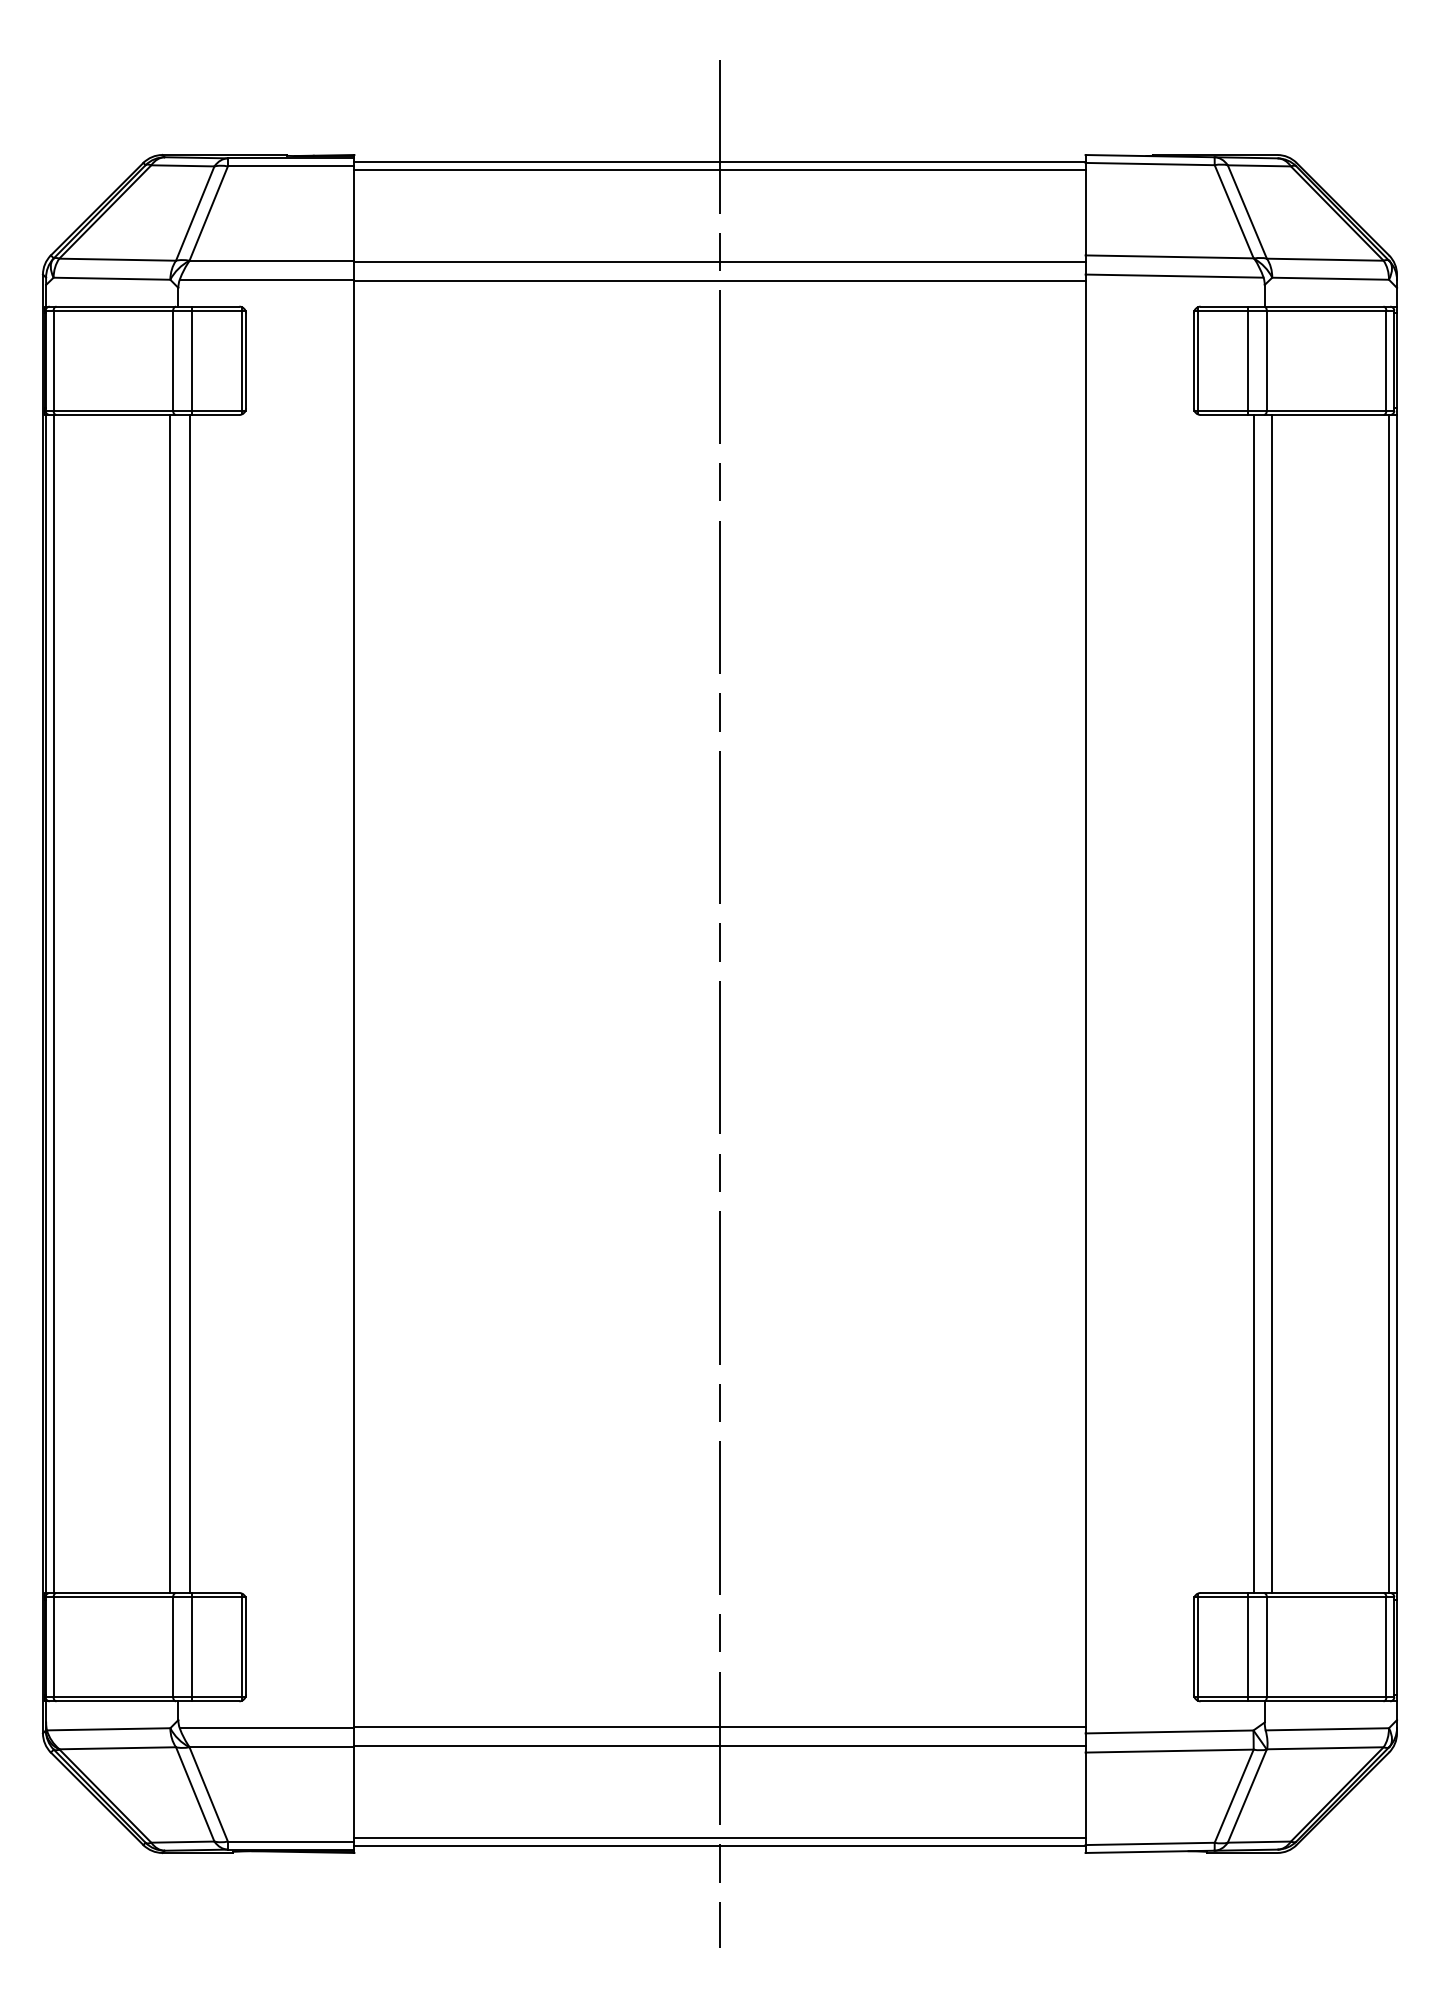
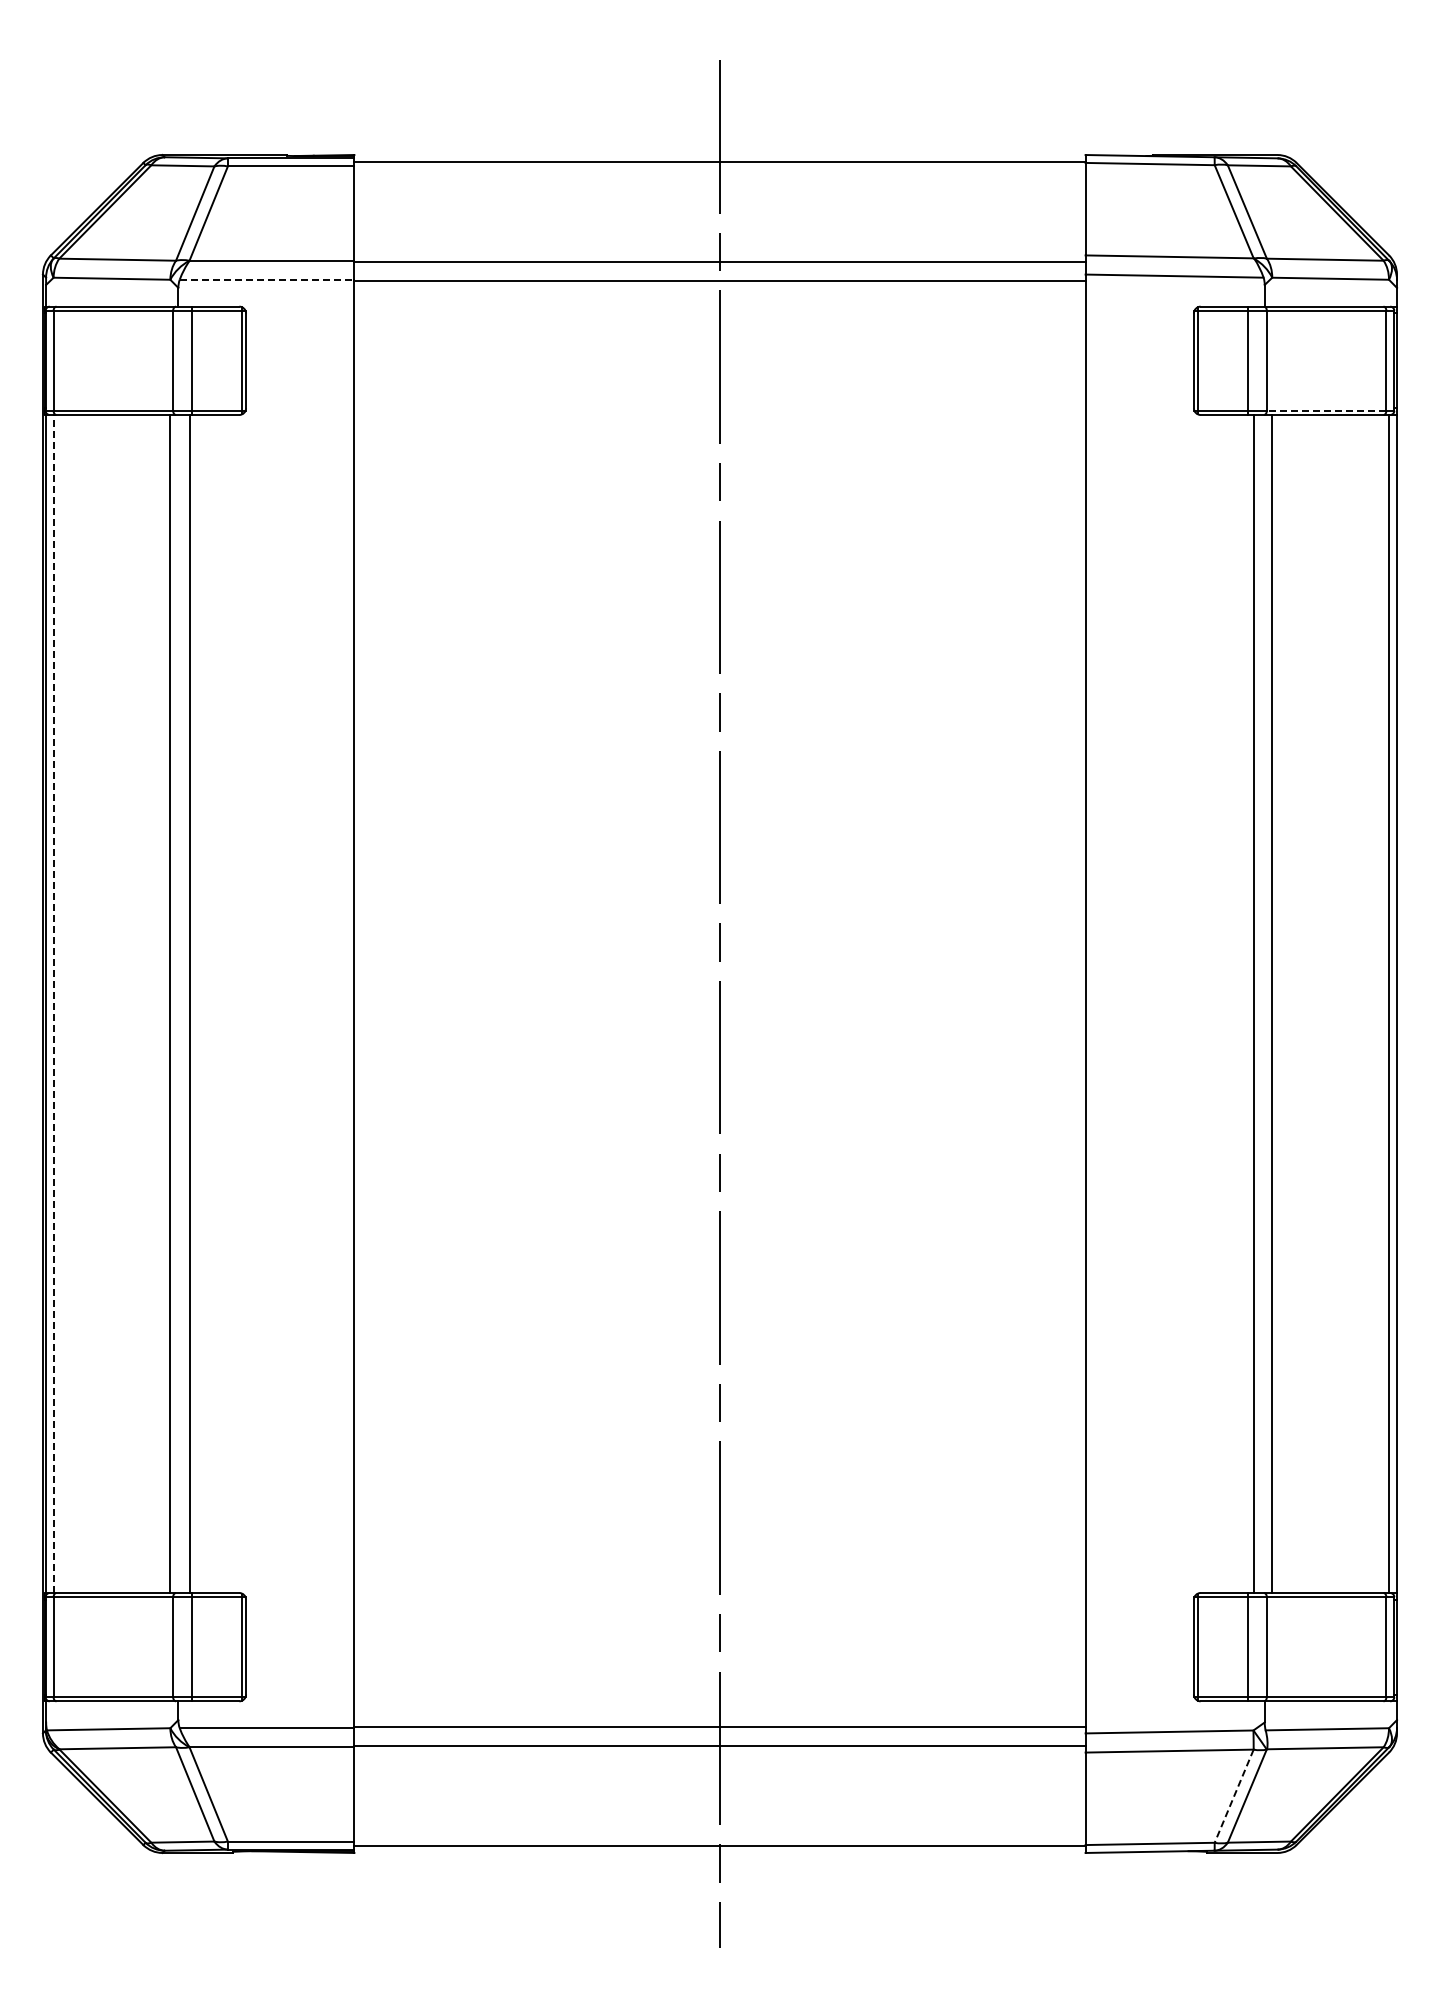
line: present -> none (719, 169)
line: solid -> dashed (267, 279)
line: solid -> dashed (1326, 410)
line: solid -> dashed (53, 1003)
line: solid -> dashed (1234, 1796)
line: present -> none (719, 1838)
